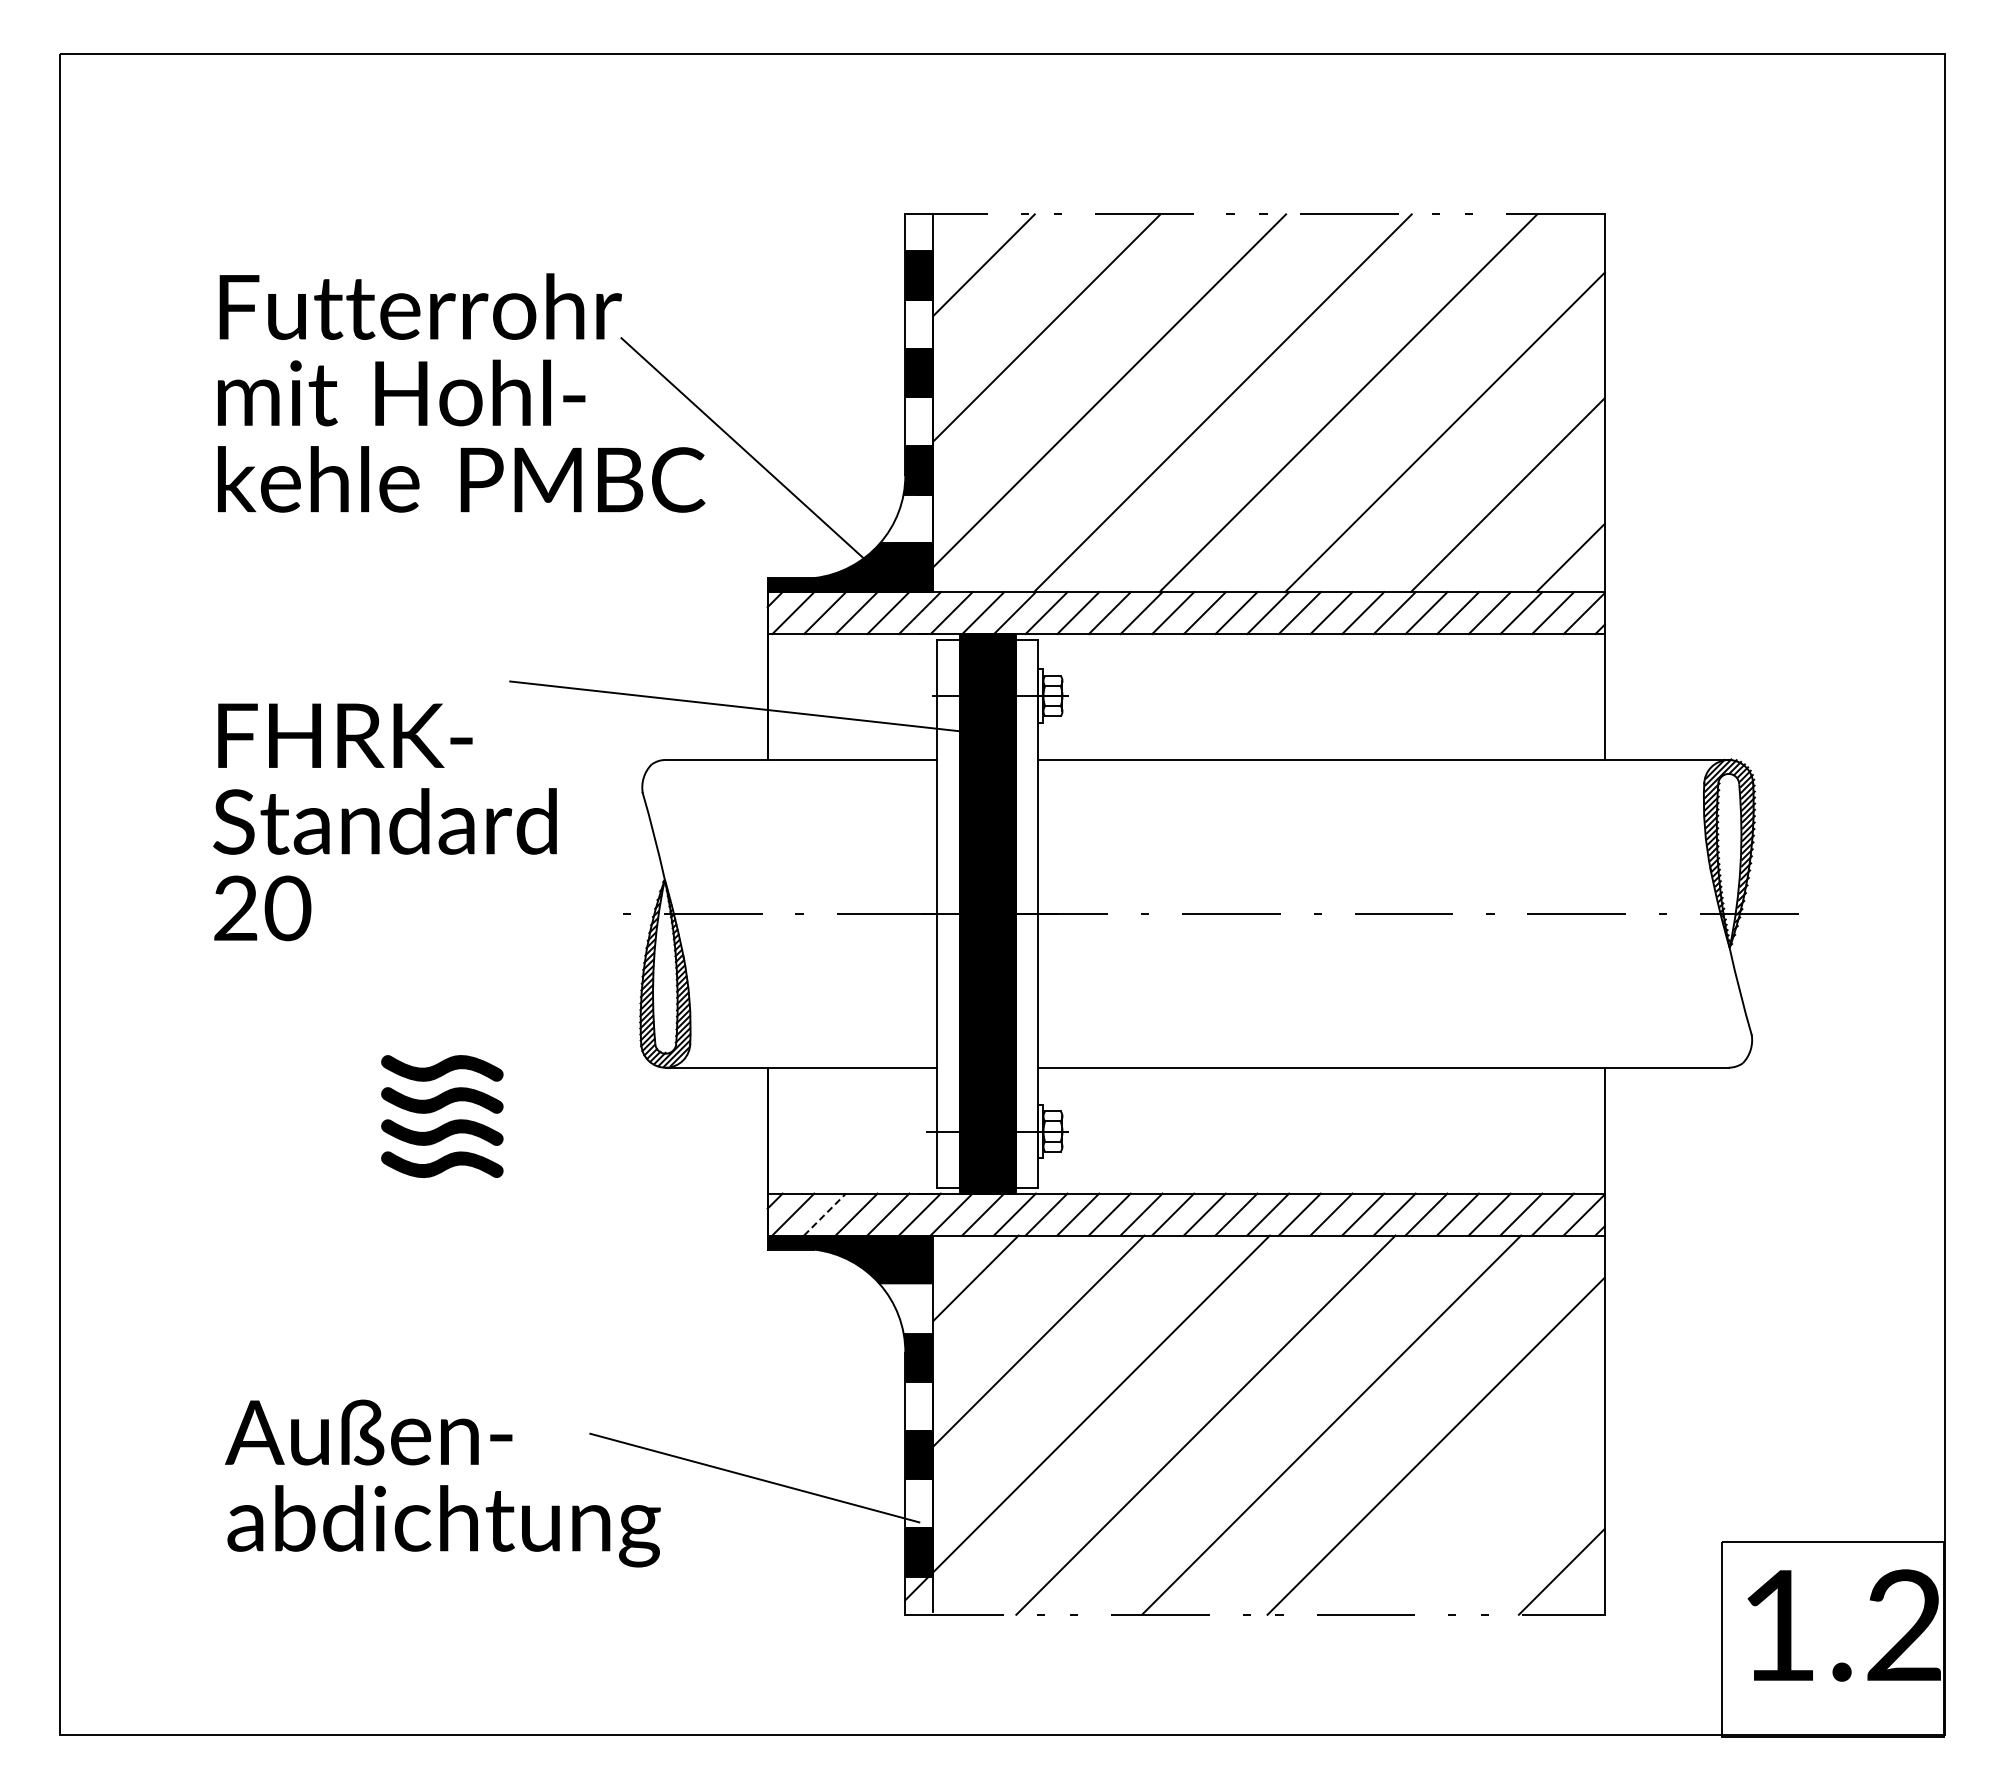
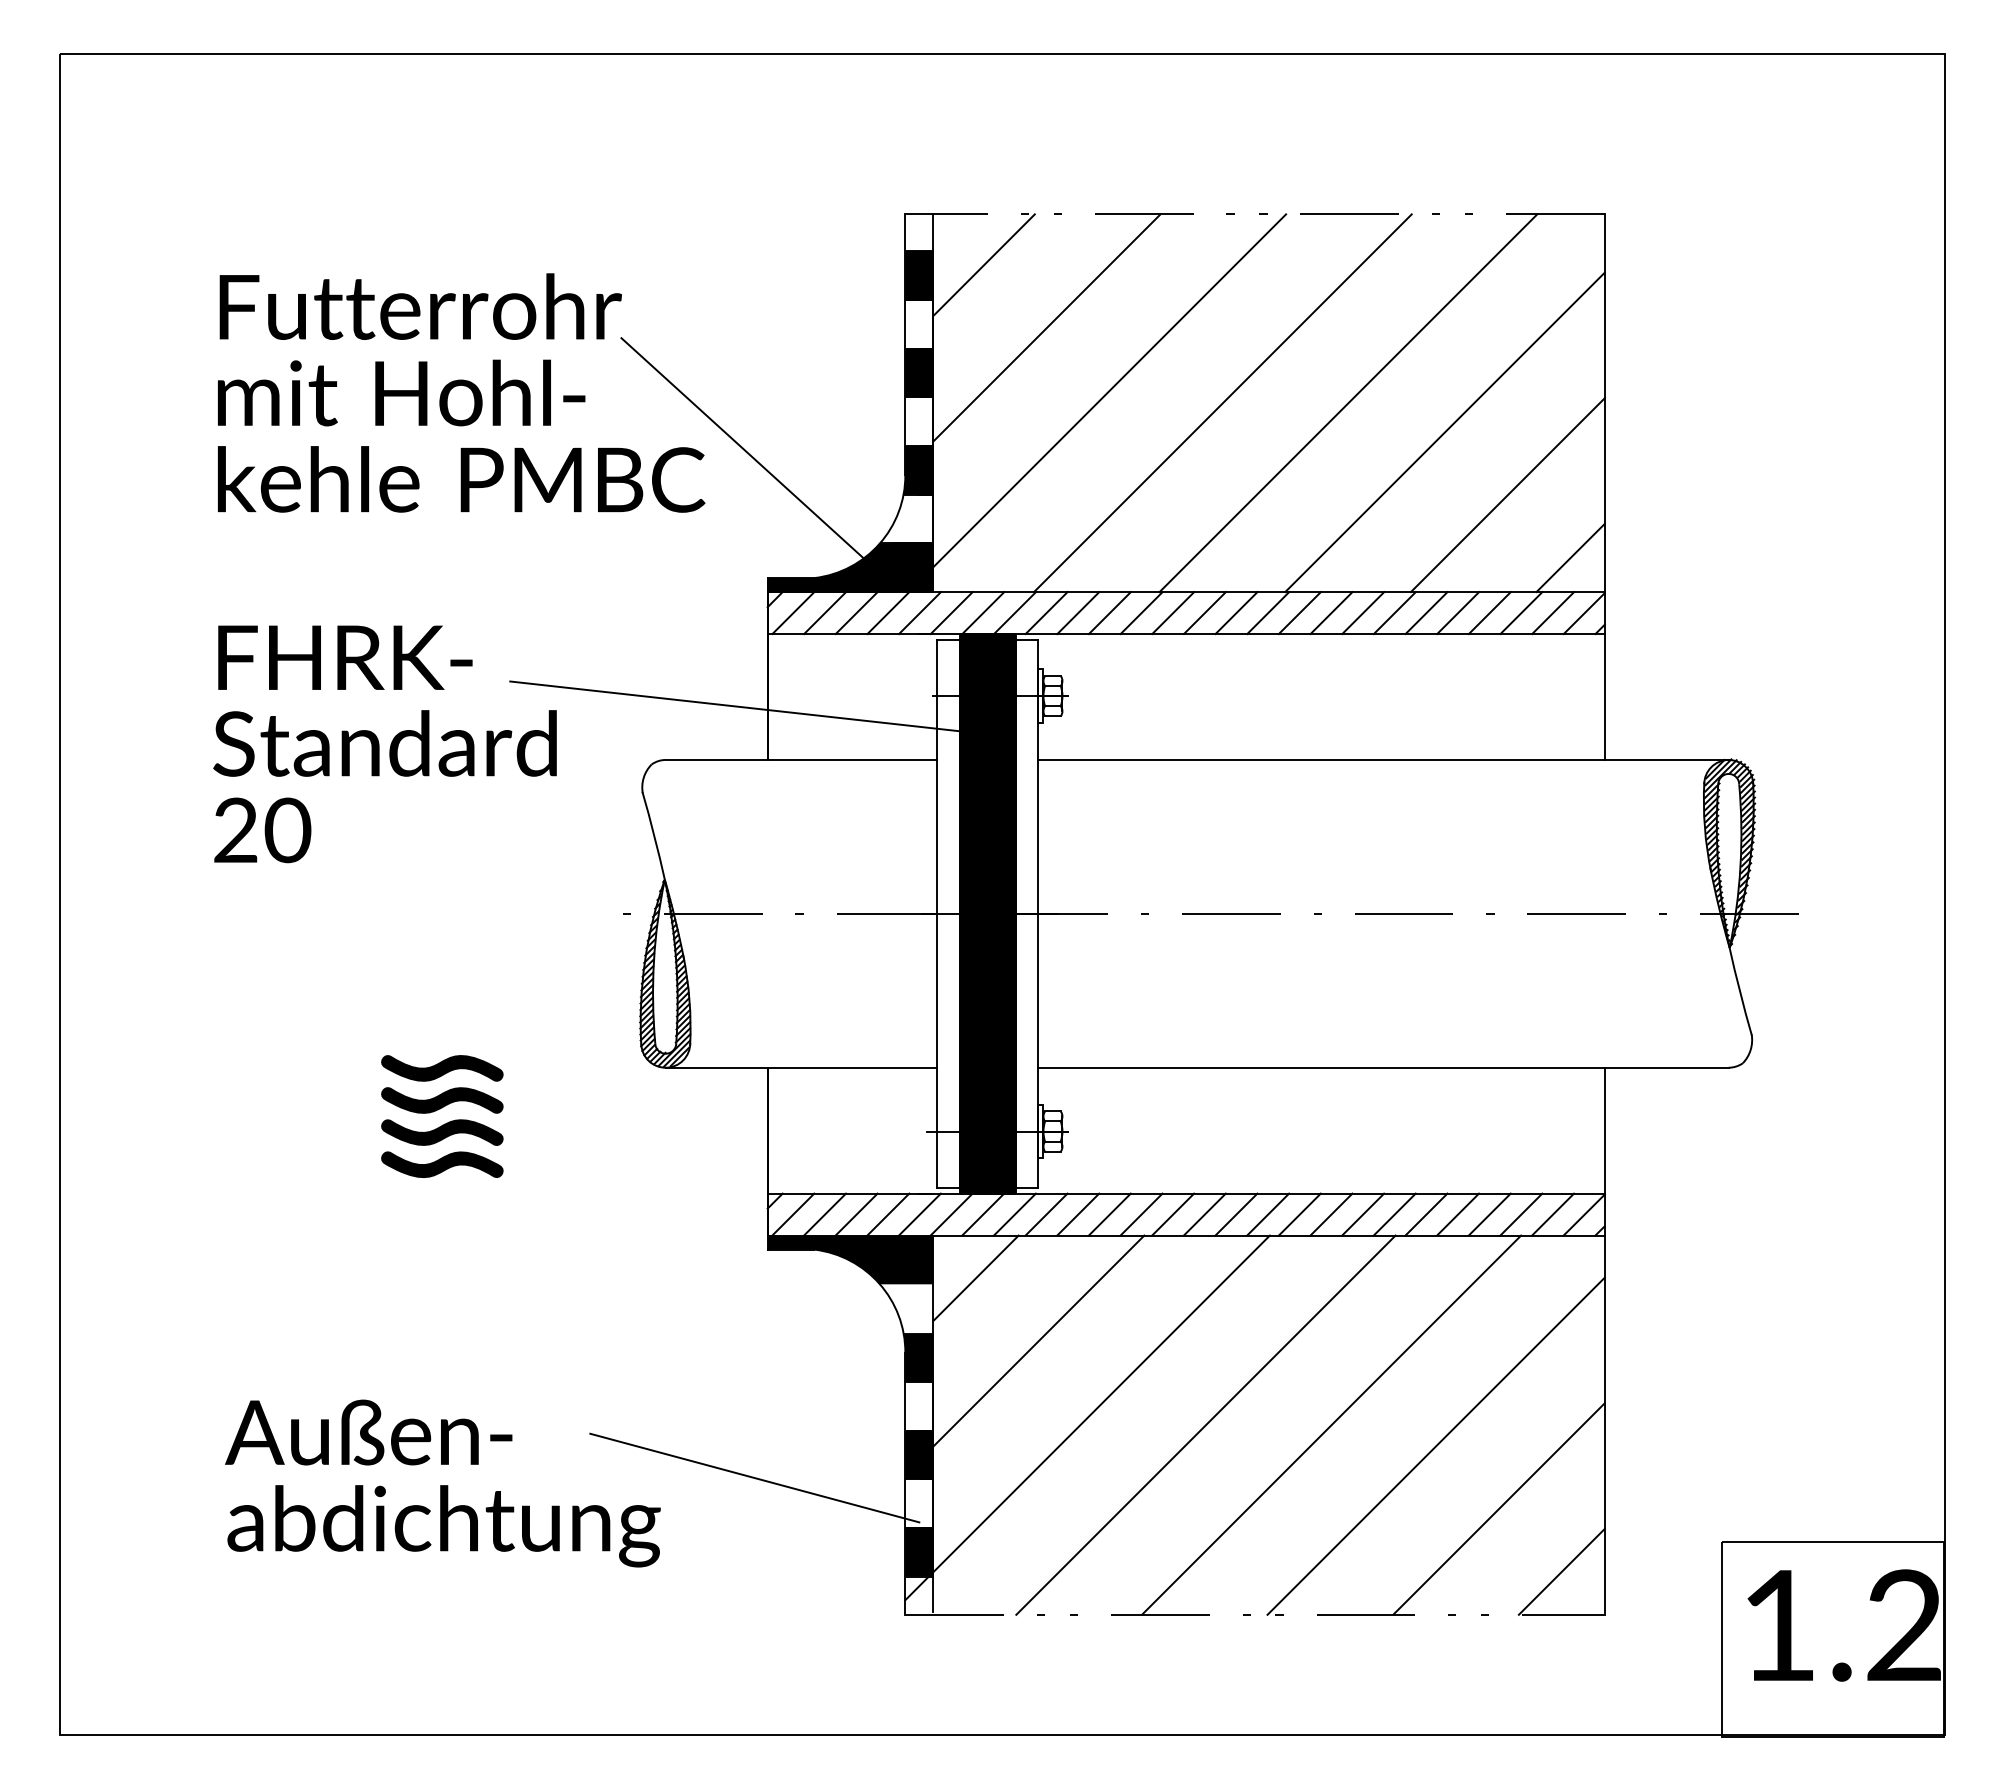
text position: (384, 822) -> (384, 744) (384, 744)
line: dashed -> solid (825, 1214)
line: none -> present (1498, 1508)
